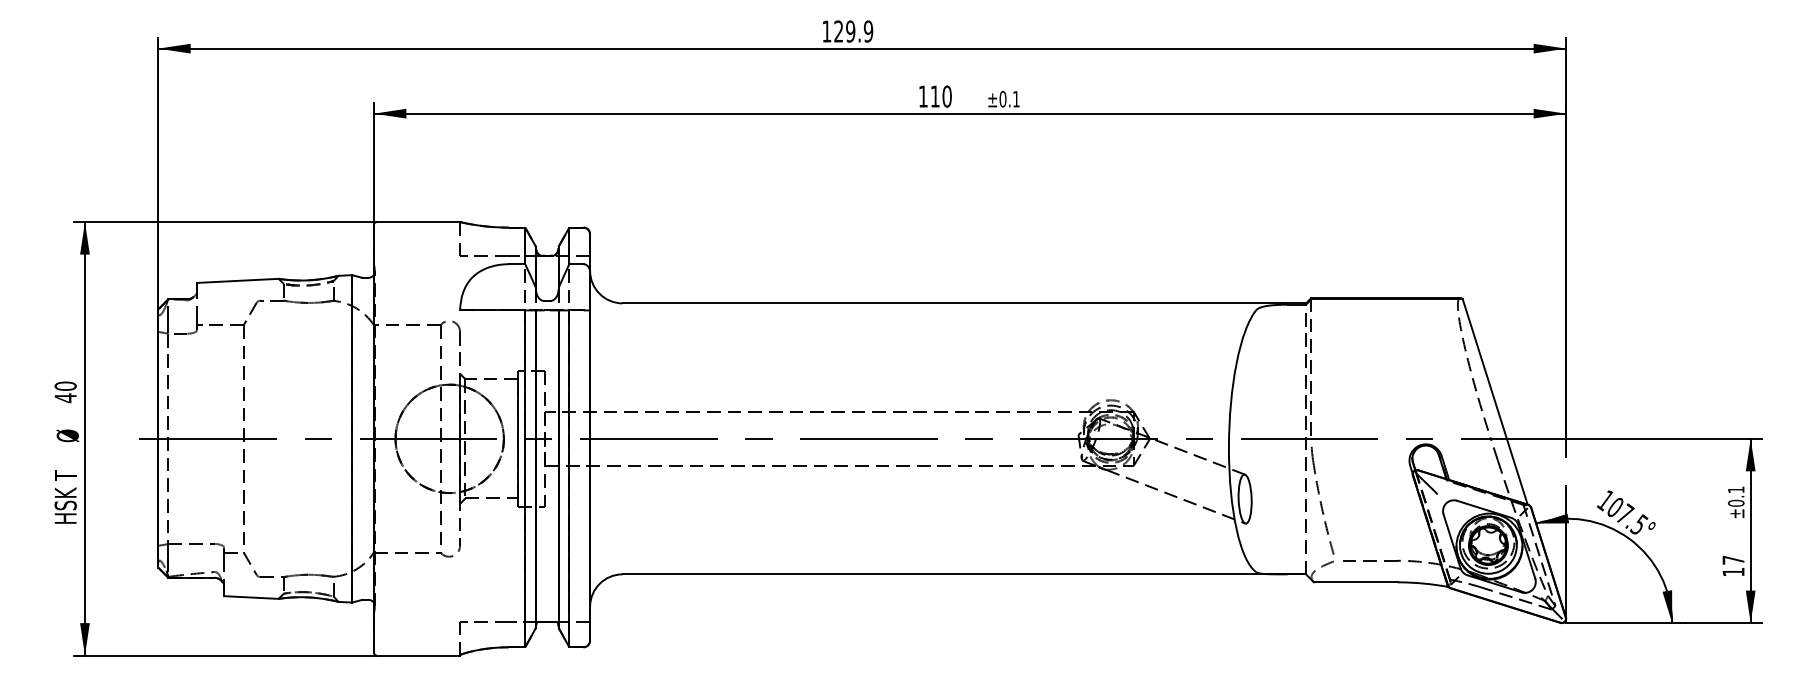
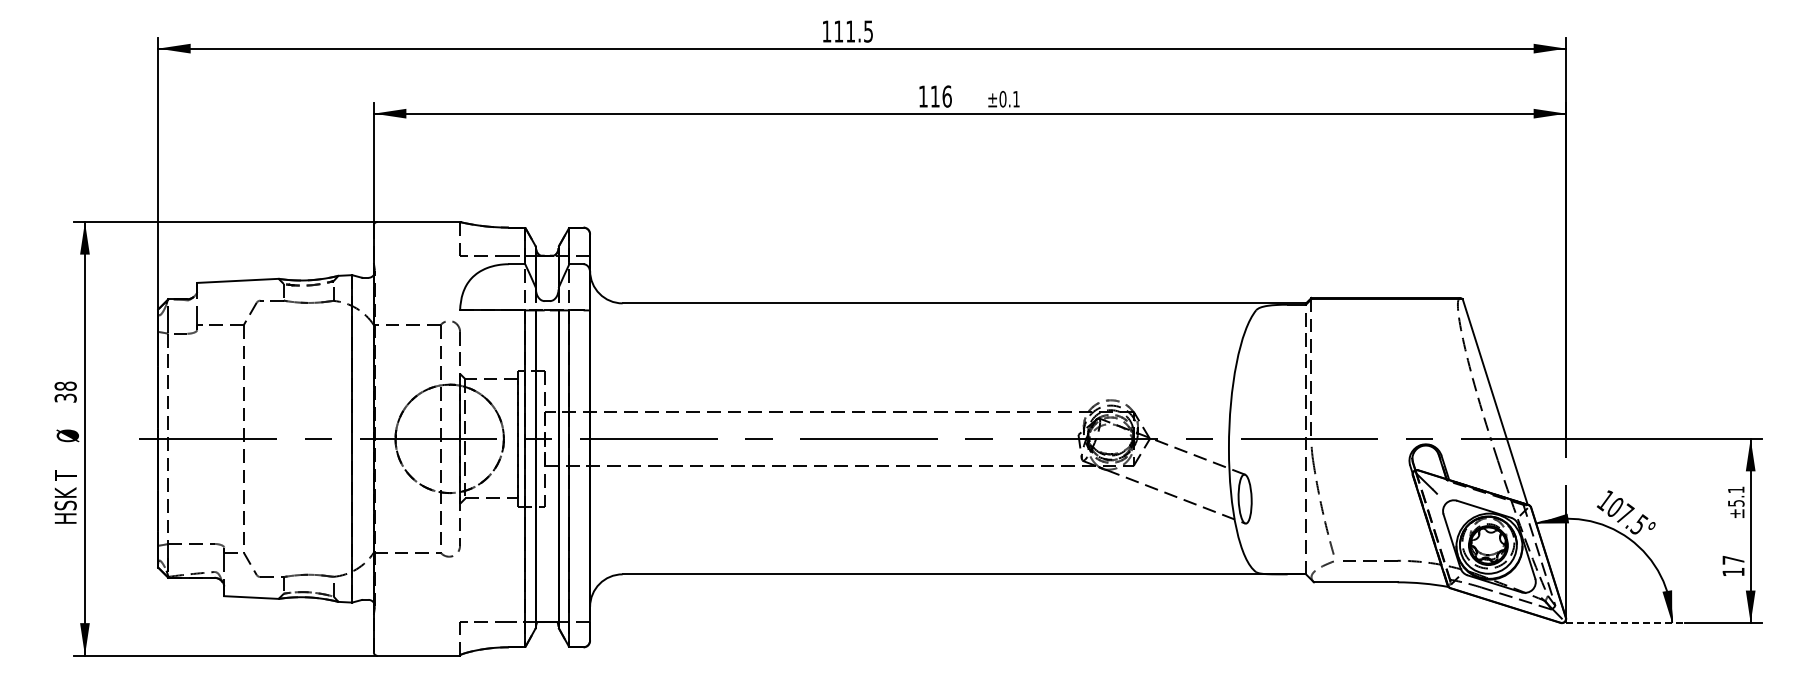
text: 129.9 -> 111.5 (853, 31)
text: 110 -> 116 (946, 96)
text: 40 -> 38 (65, 392)
text: ±0.1 -> ±5.1 (1735, 502)
line: solid -> dashed (1626, 623)
